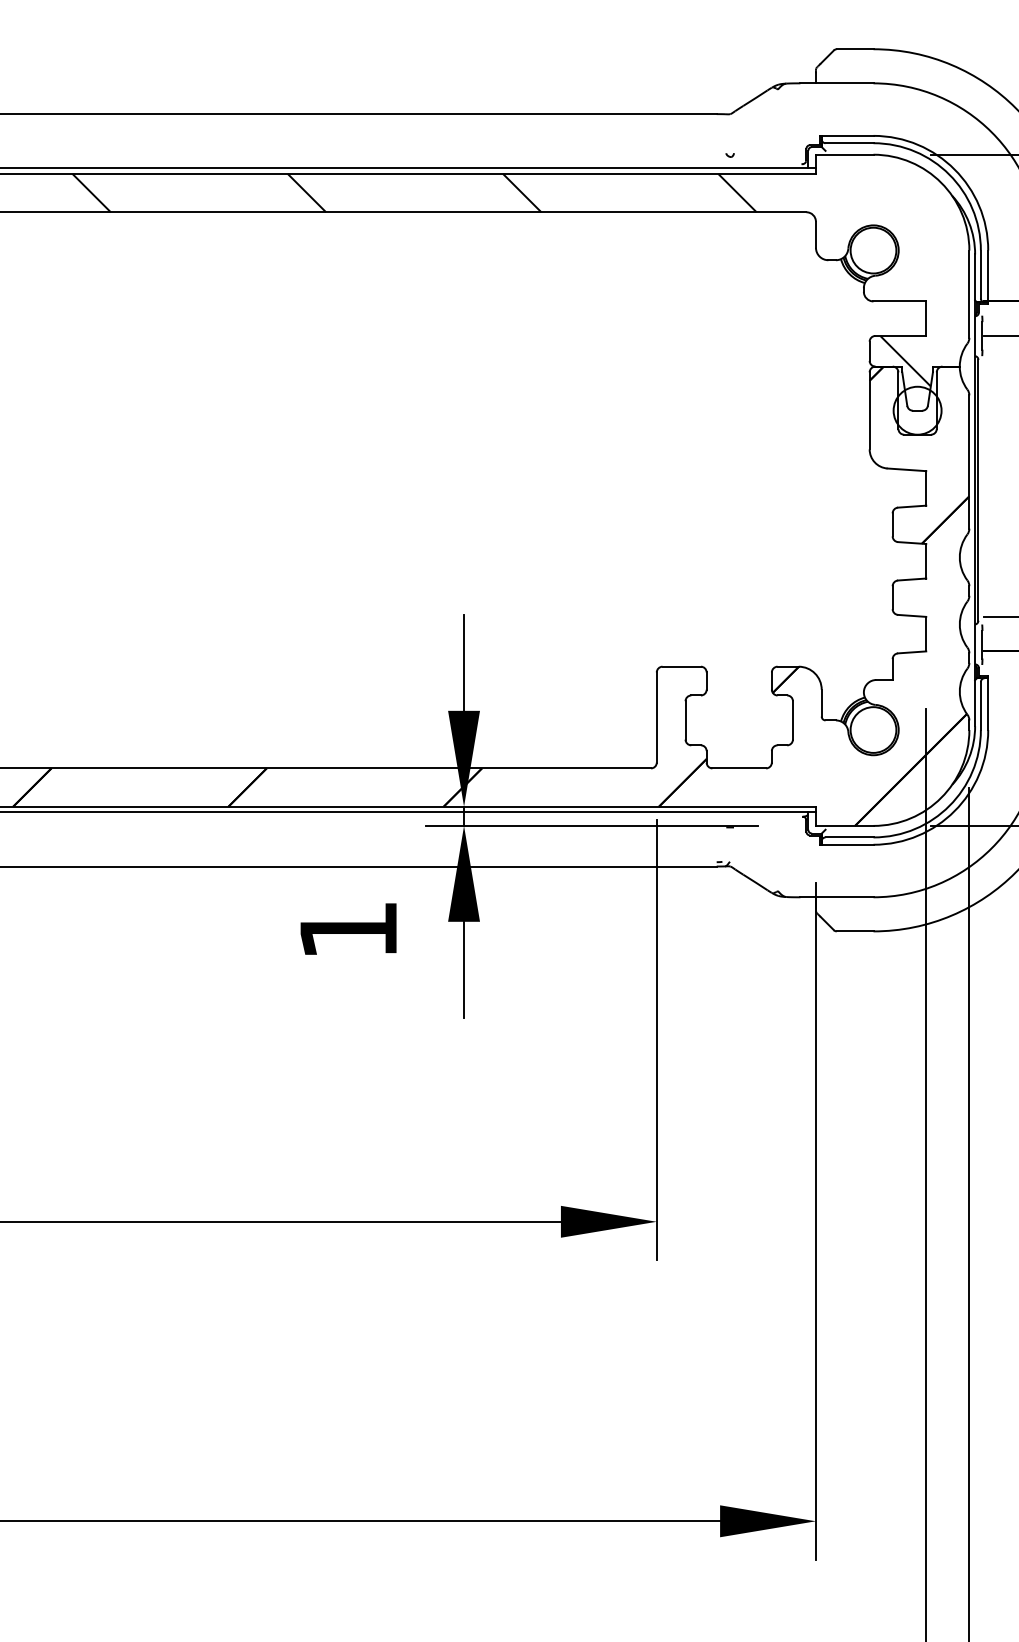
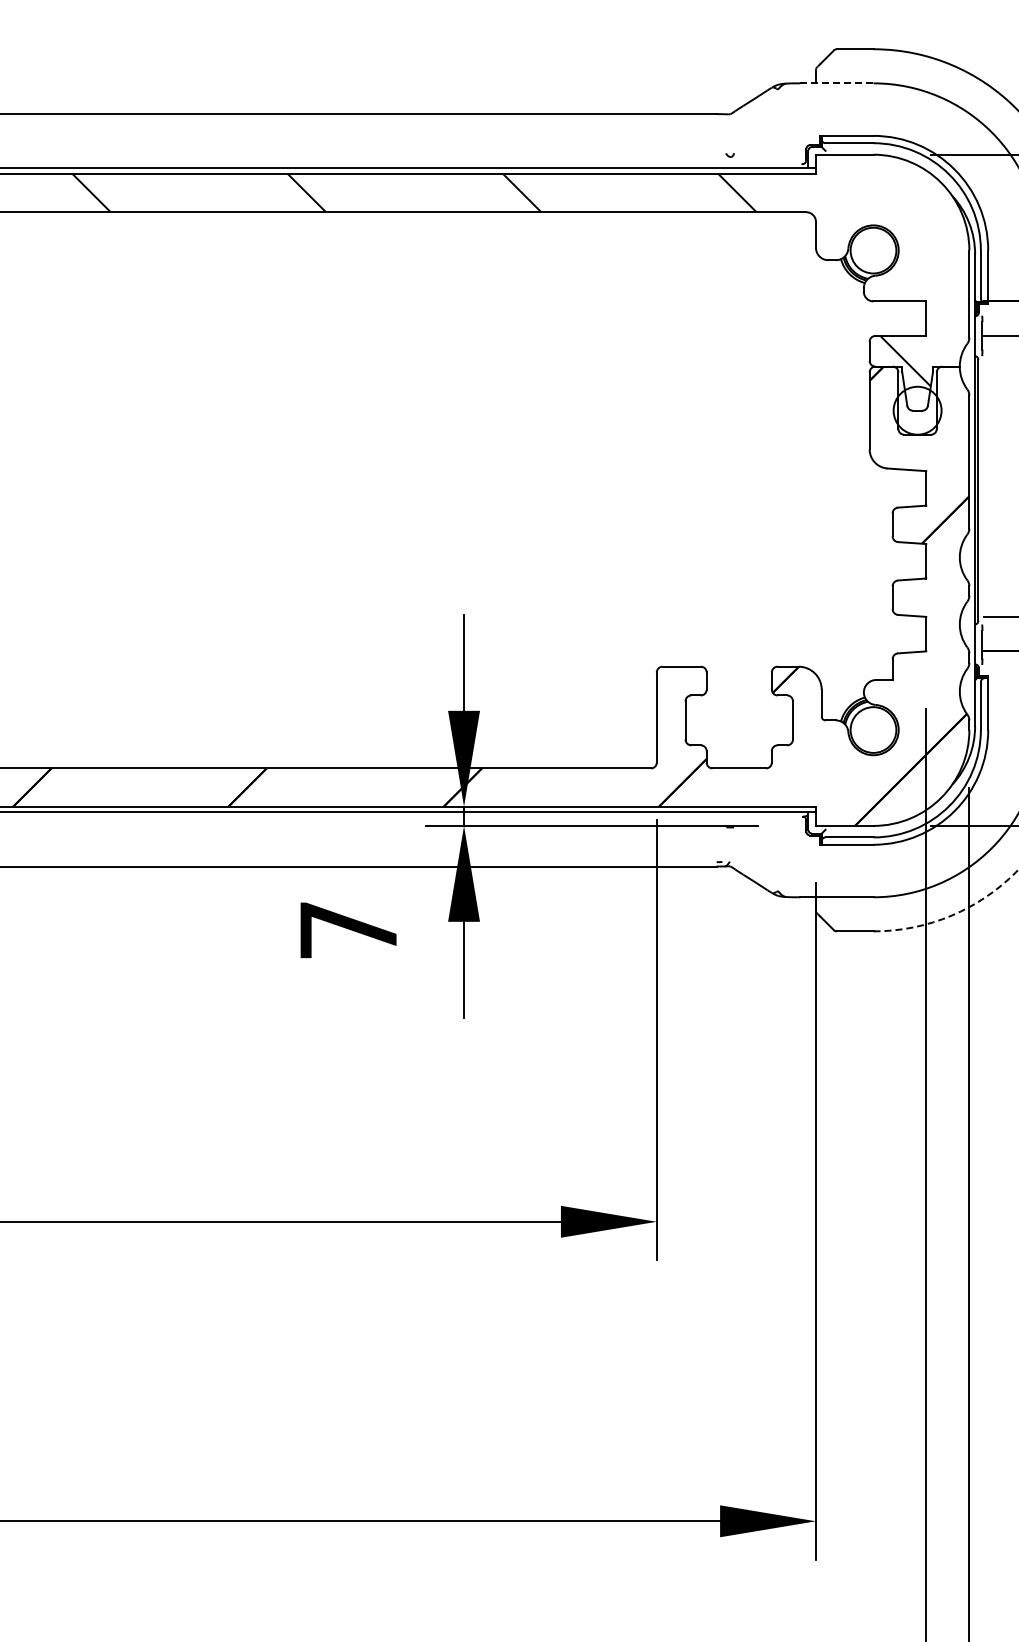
line: solid -> dashed (836, 83)
arc: solid -> dashed (951, 915)
text: 1 -> 7 (348, 930)
